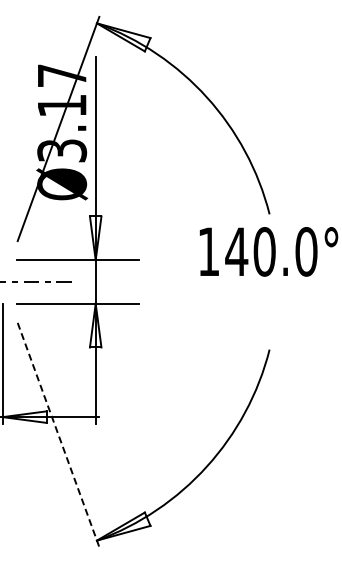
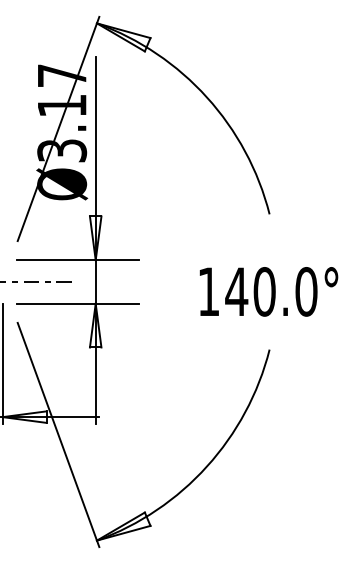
text position: (268, 251) -> (268, 291) (268, 291)
line: dashed -> solid (58, 435)
